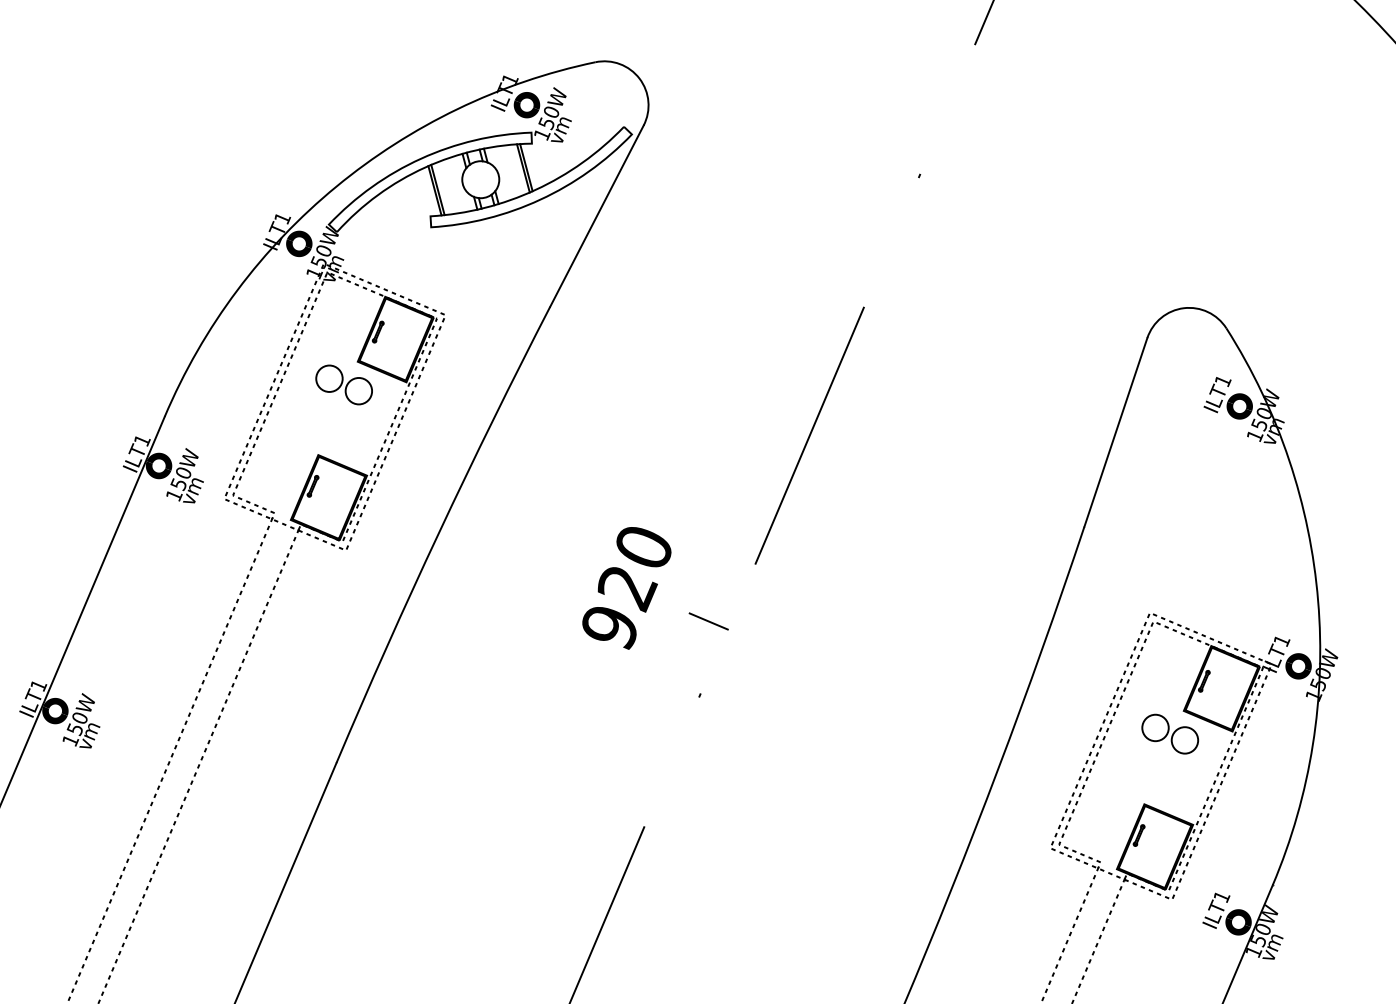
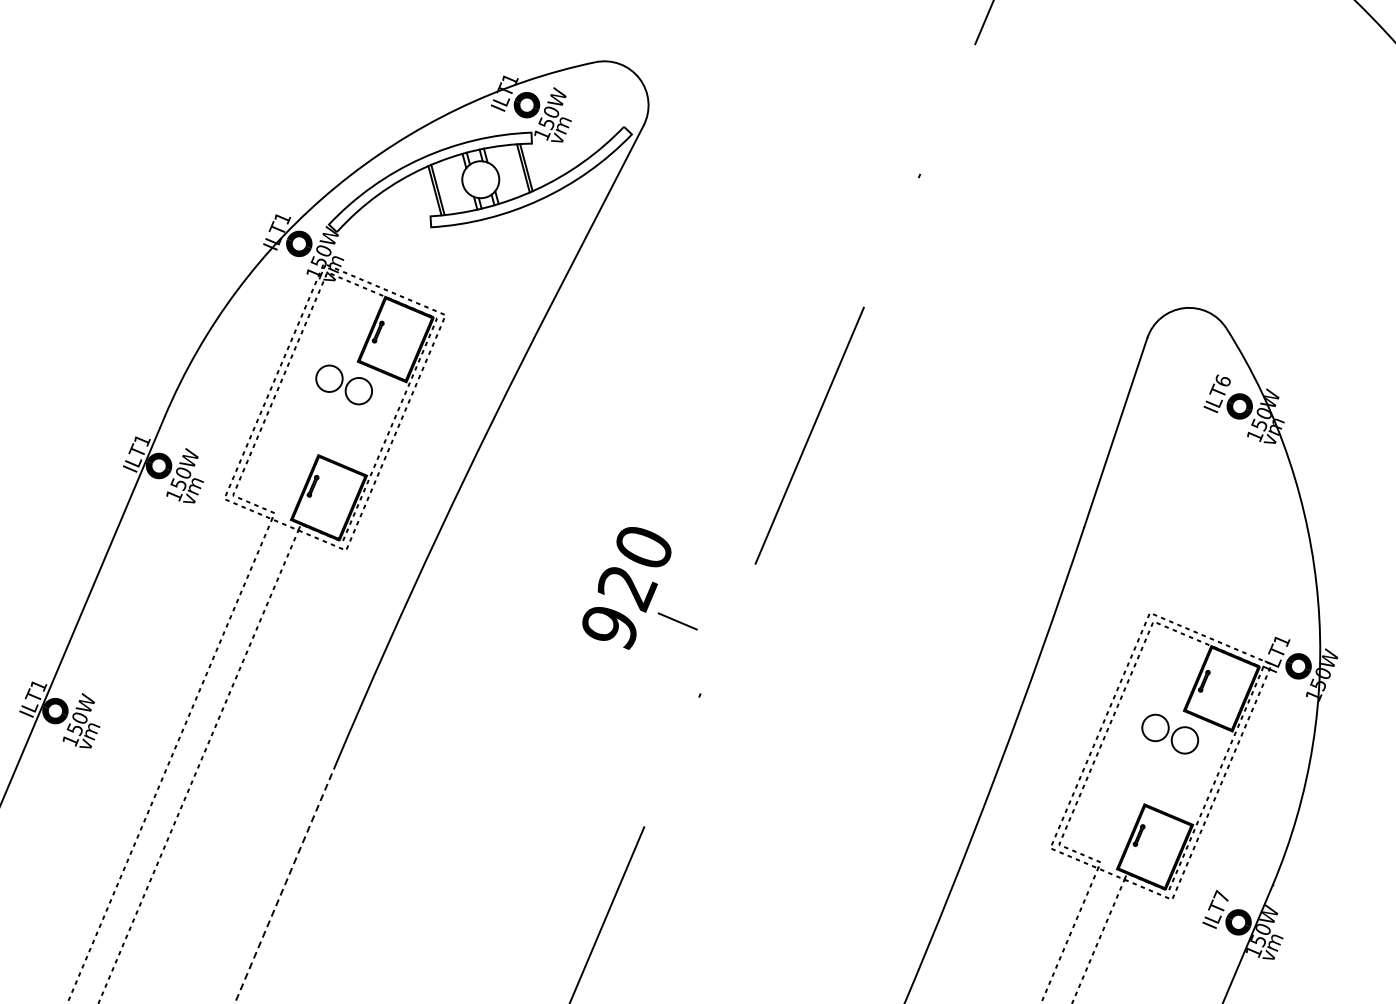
text: ILT1 -> ILT6 (1223, 380)
line position: (708, 621) -> (677, 621) (677, 621)
line: solid -> dashed (285, 883)
text: ILT1 -> ILT7 (1221, 895)
